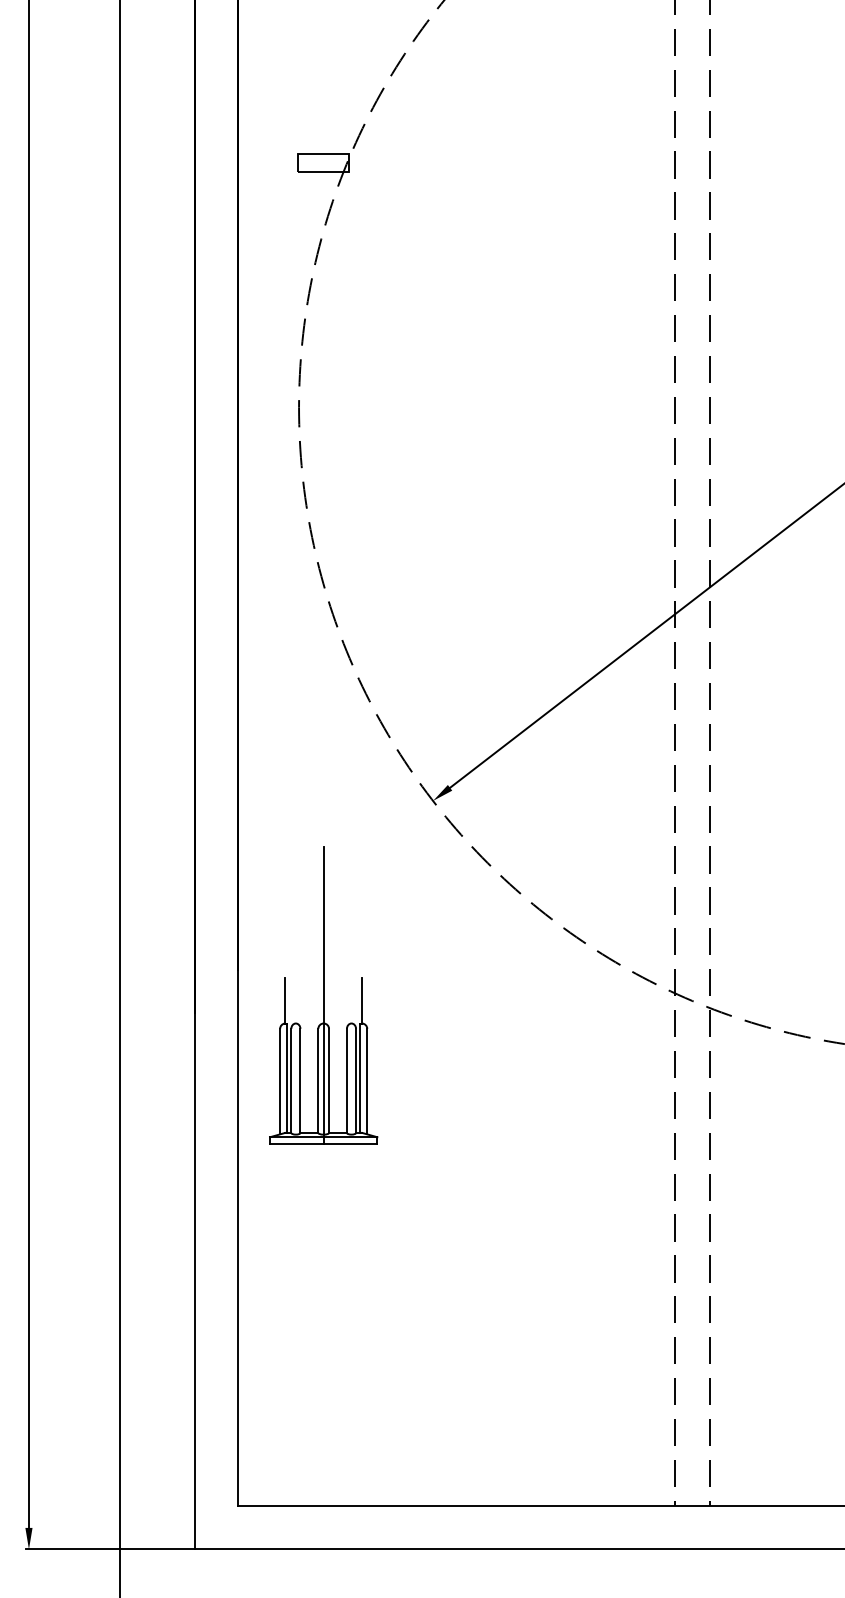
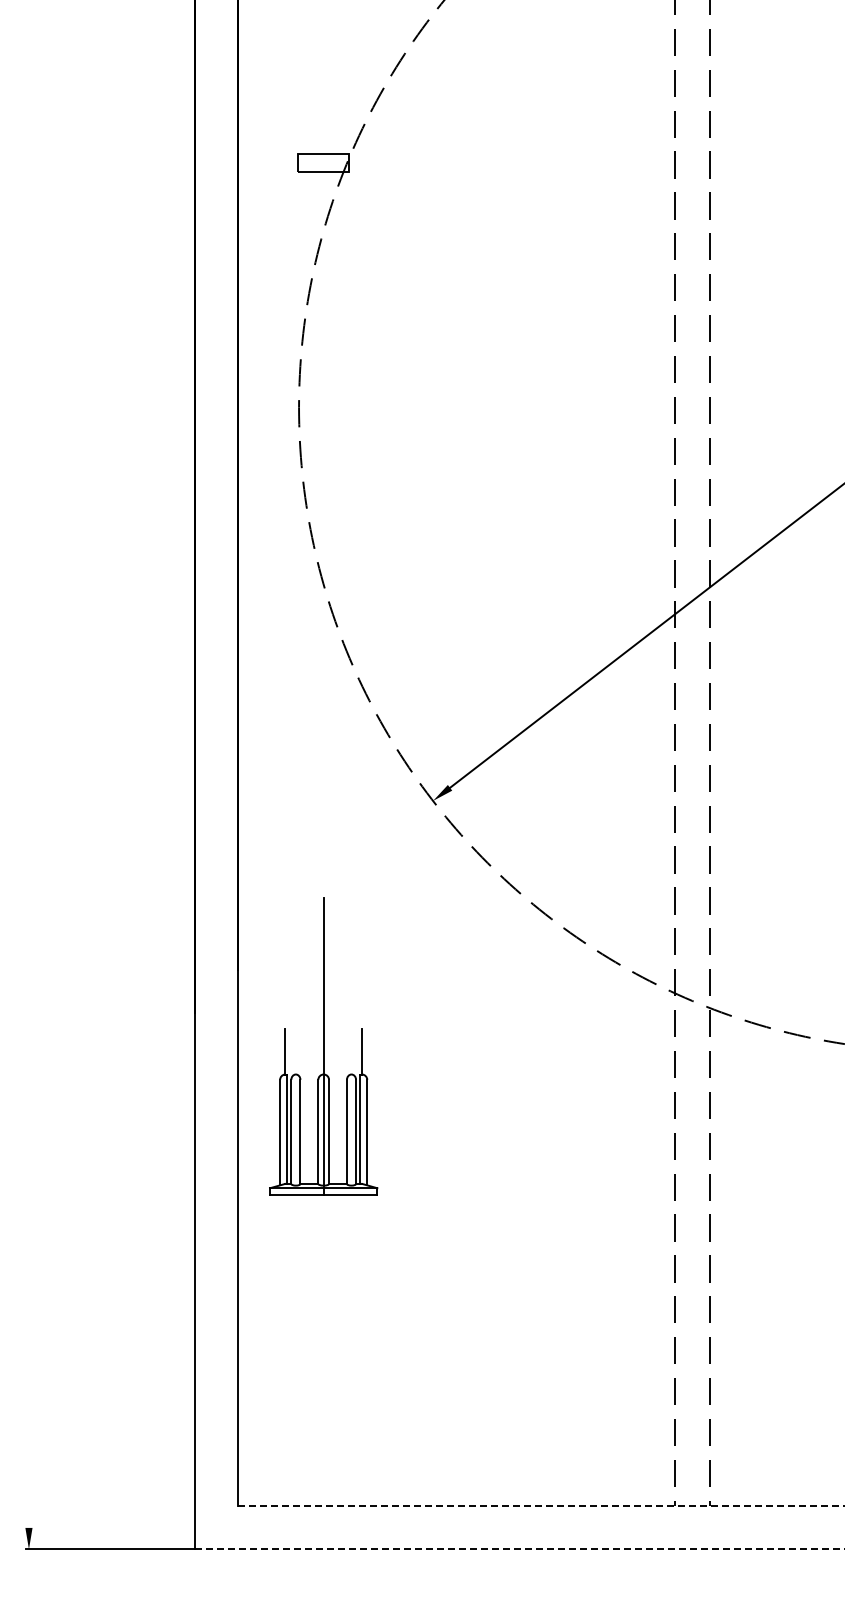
line: present -> none (28, 764)
line: present -> none (119, 798)
part position: (323, 995) -> (323, 1046) (323, 1046)
line: solid -> dashed (541, 1506)
line: solid -> dashed (519, 1549)
